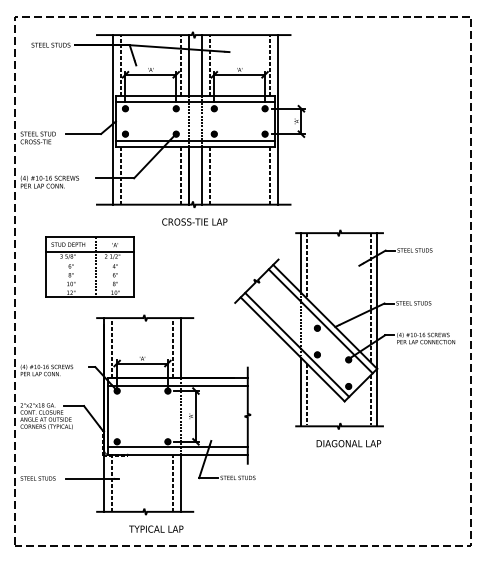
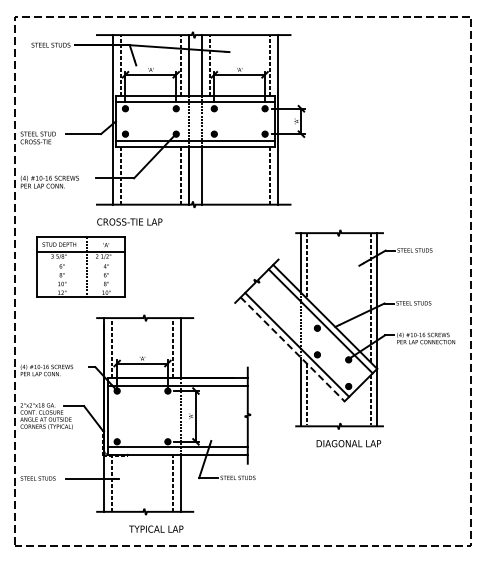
line: present -> none (209, 175)
text position: (194, 221) -> (129, 221) (129, 221)
part position: (89, 266) -> (80, 266) (80, 266)
line: solid -> dashed (292, 349)
